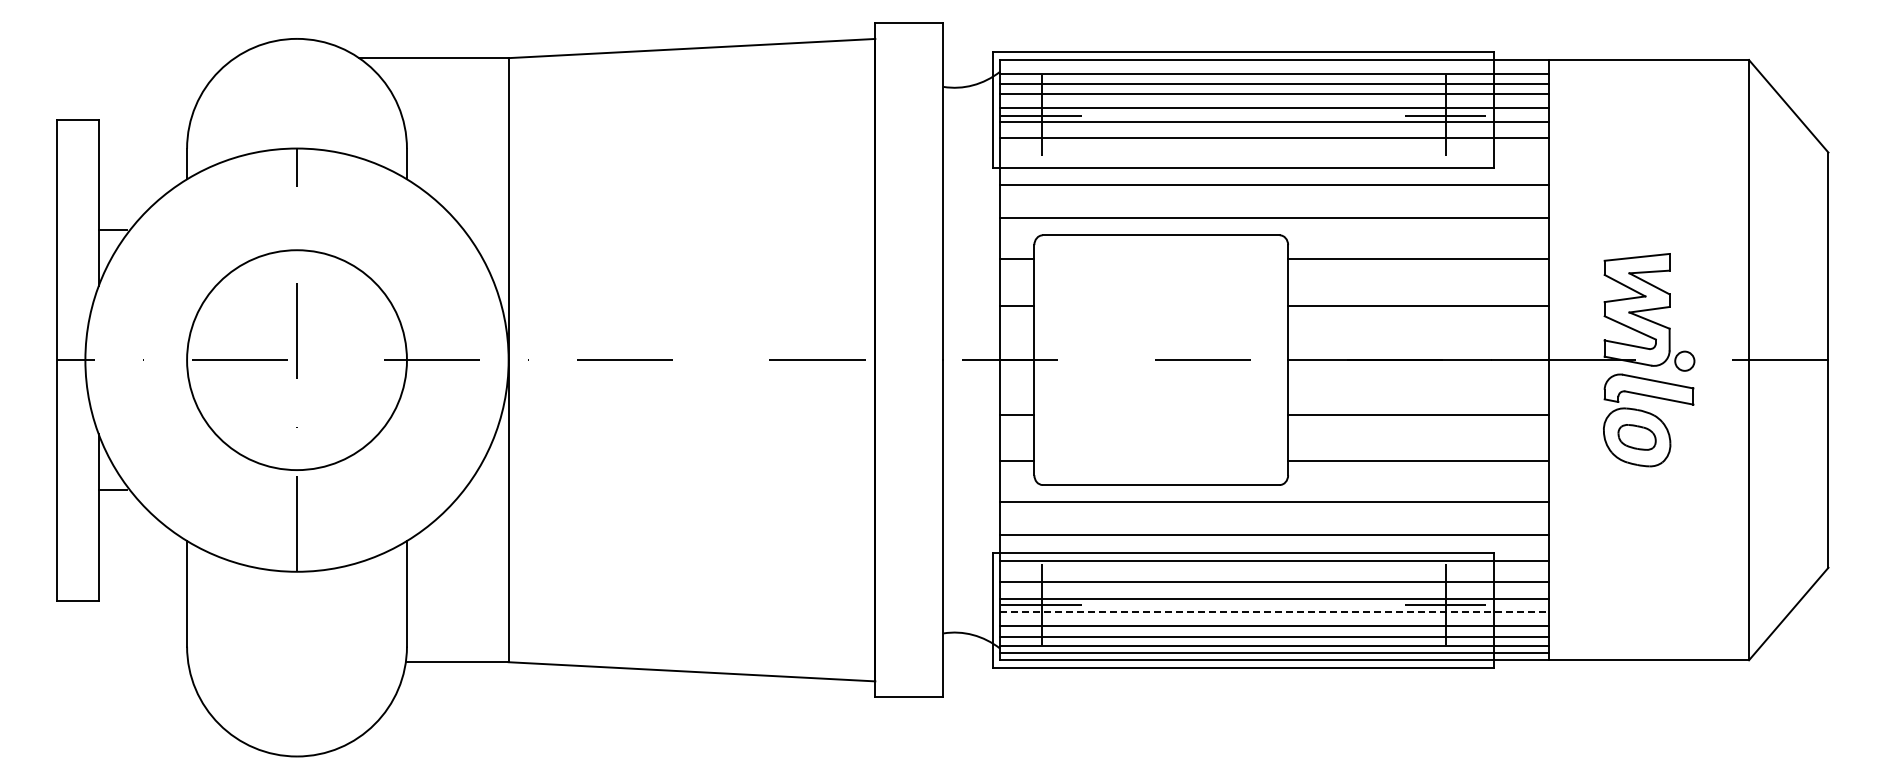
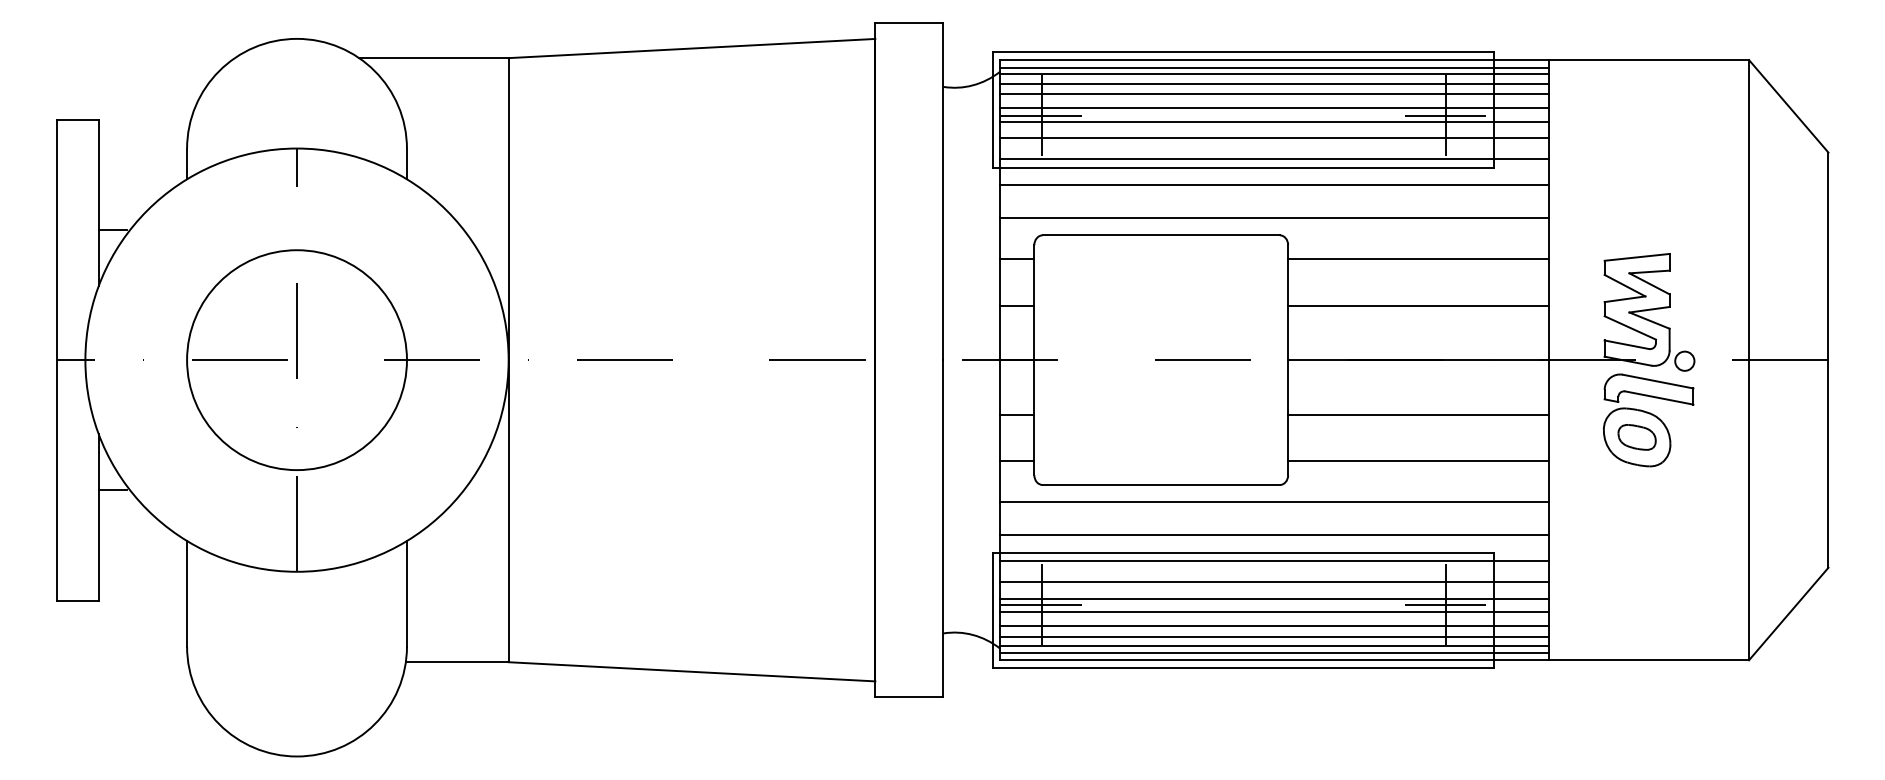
line: none -> present (1274, 67)
line: none -> present (1274, 159)
line: dashed -> solid (1275, 611)
